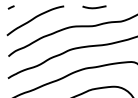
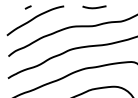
line position: (10, 7) -> (27, 7) (27, 7)
